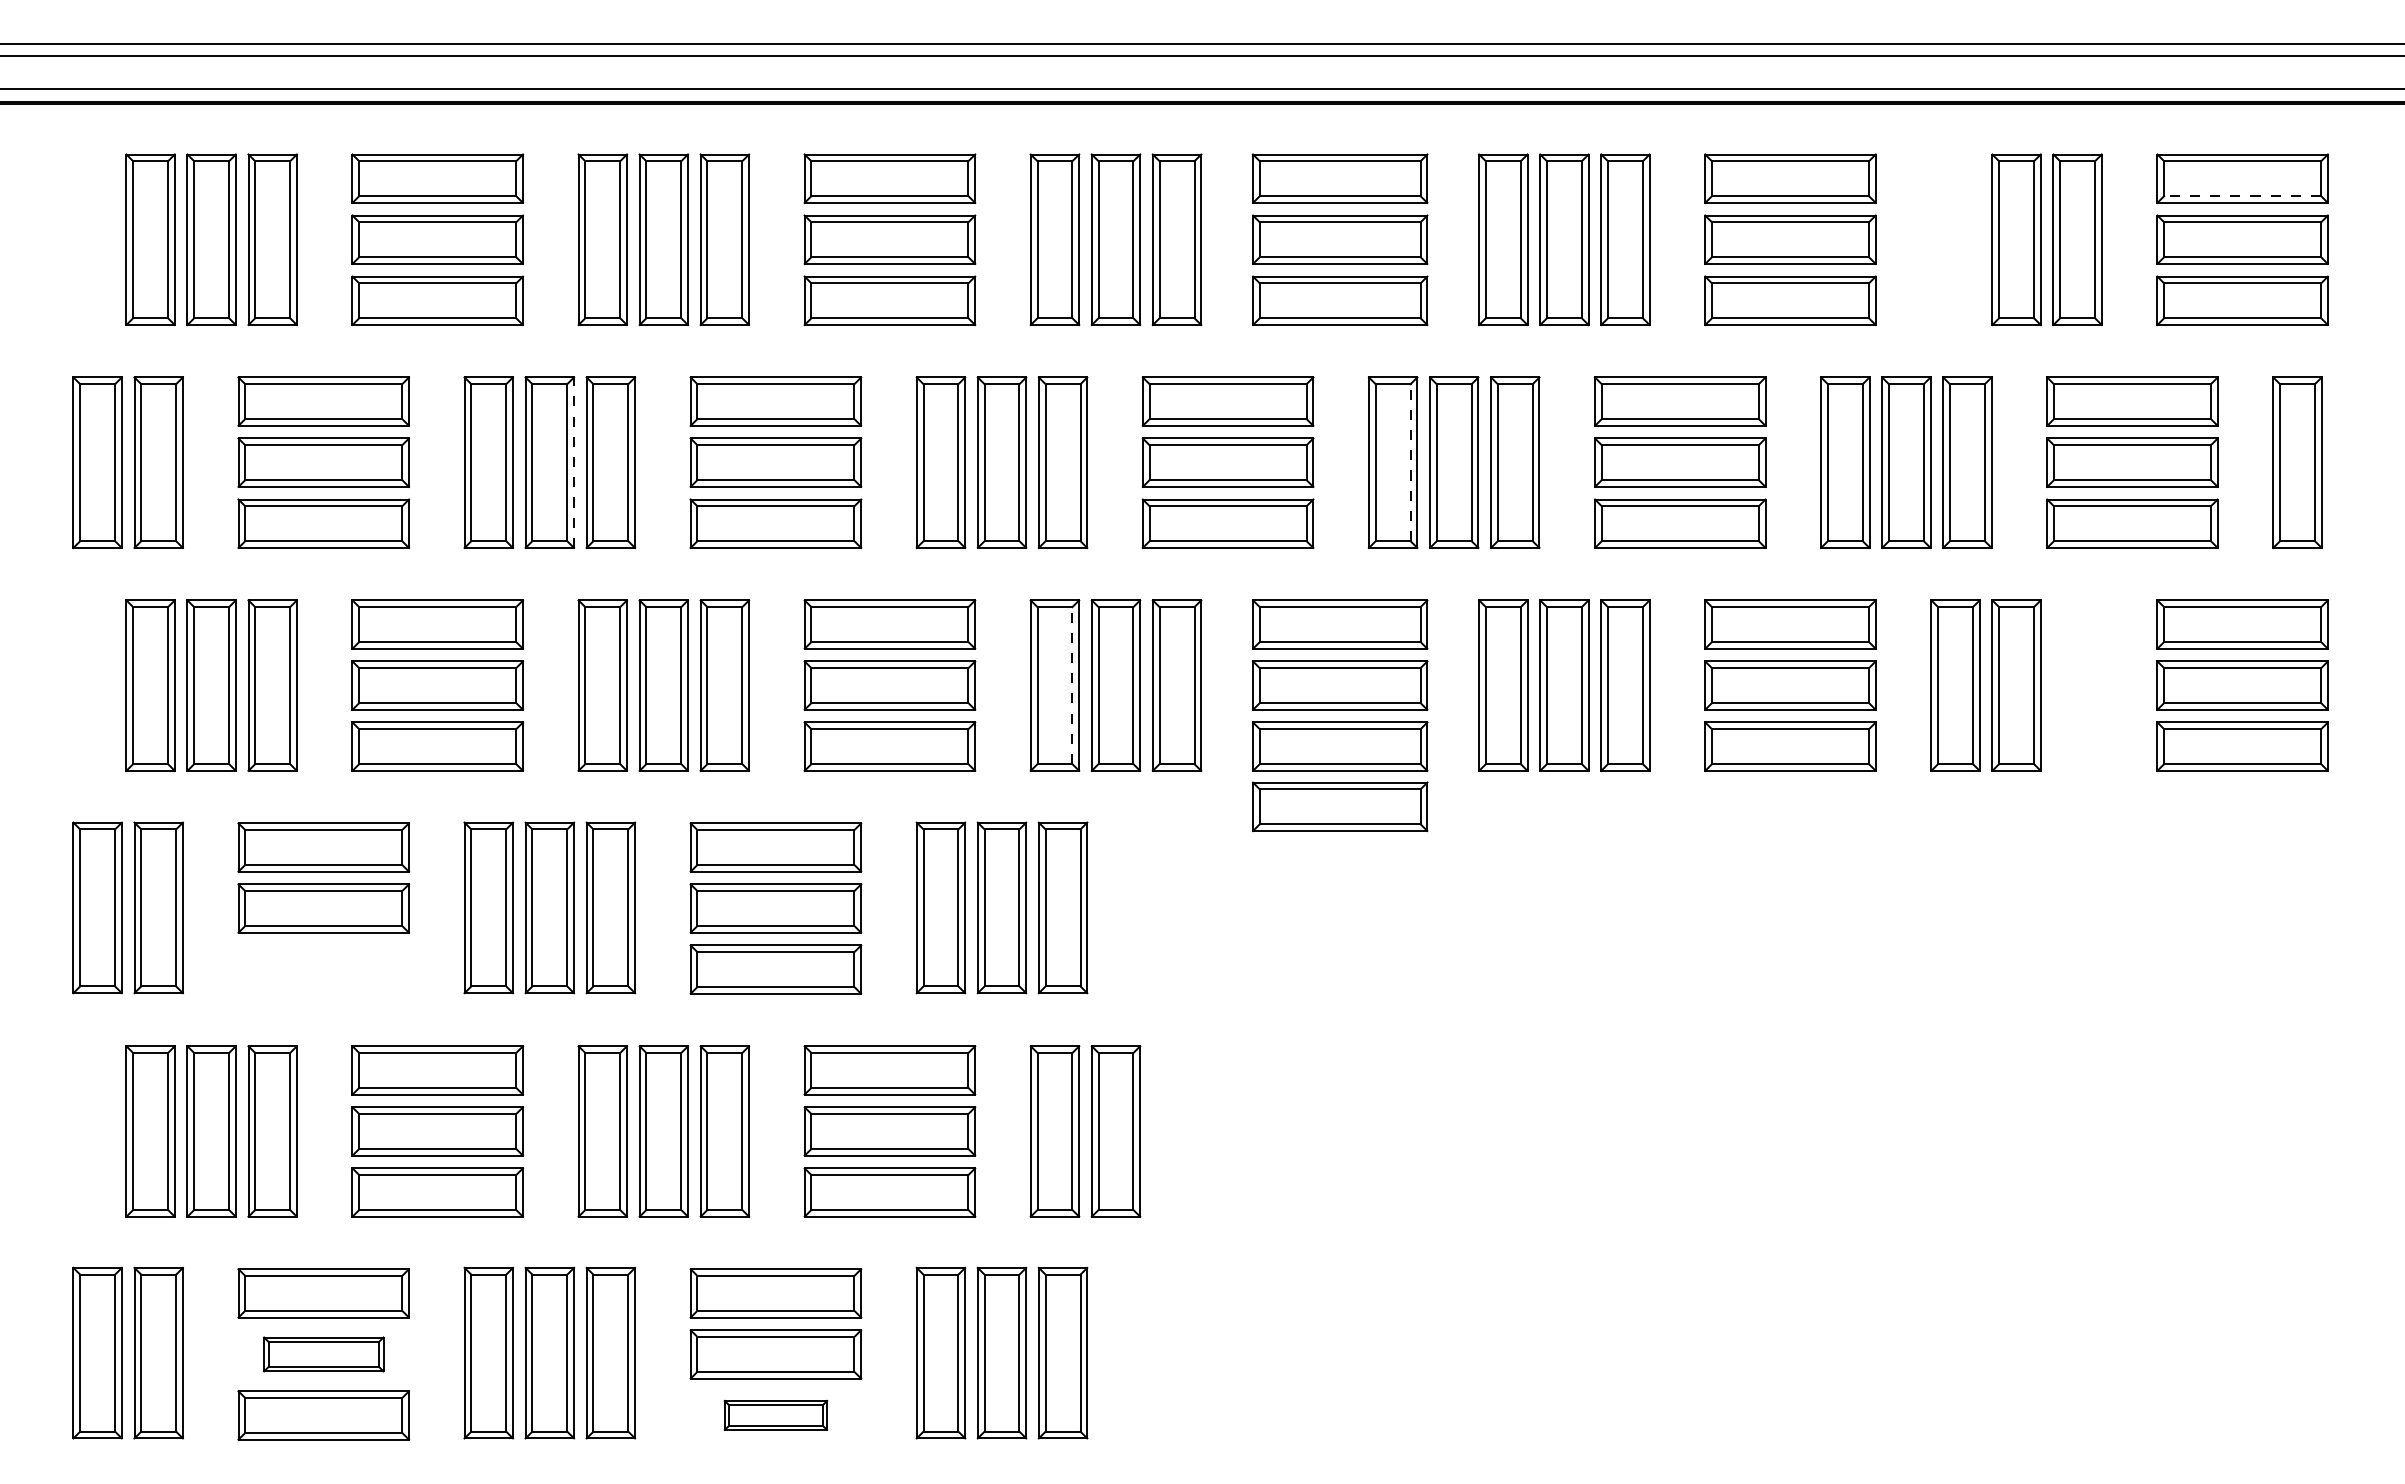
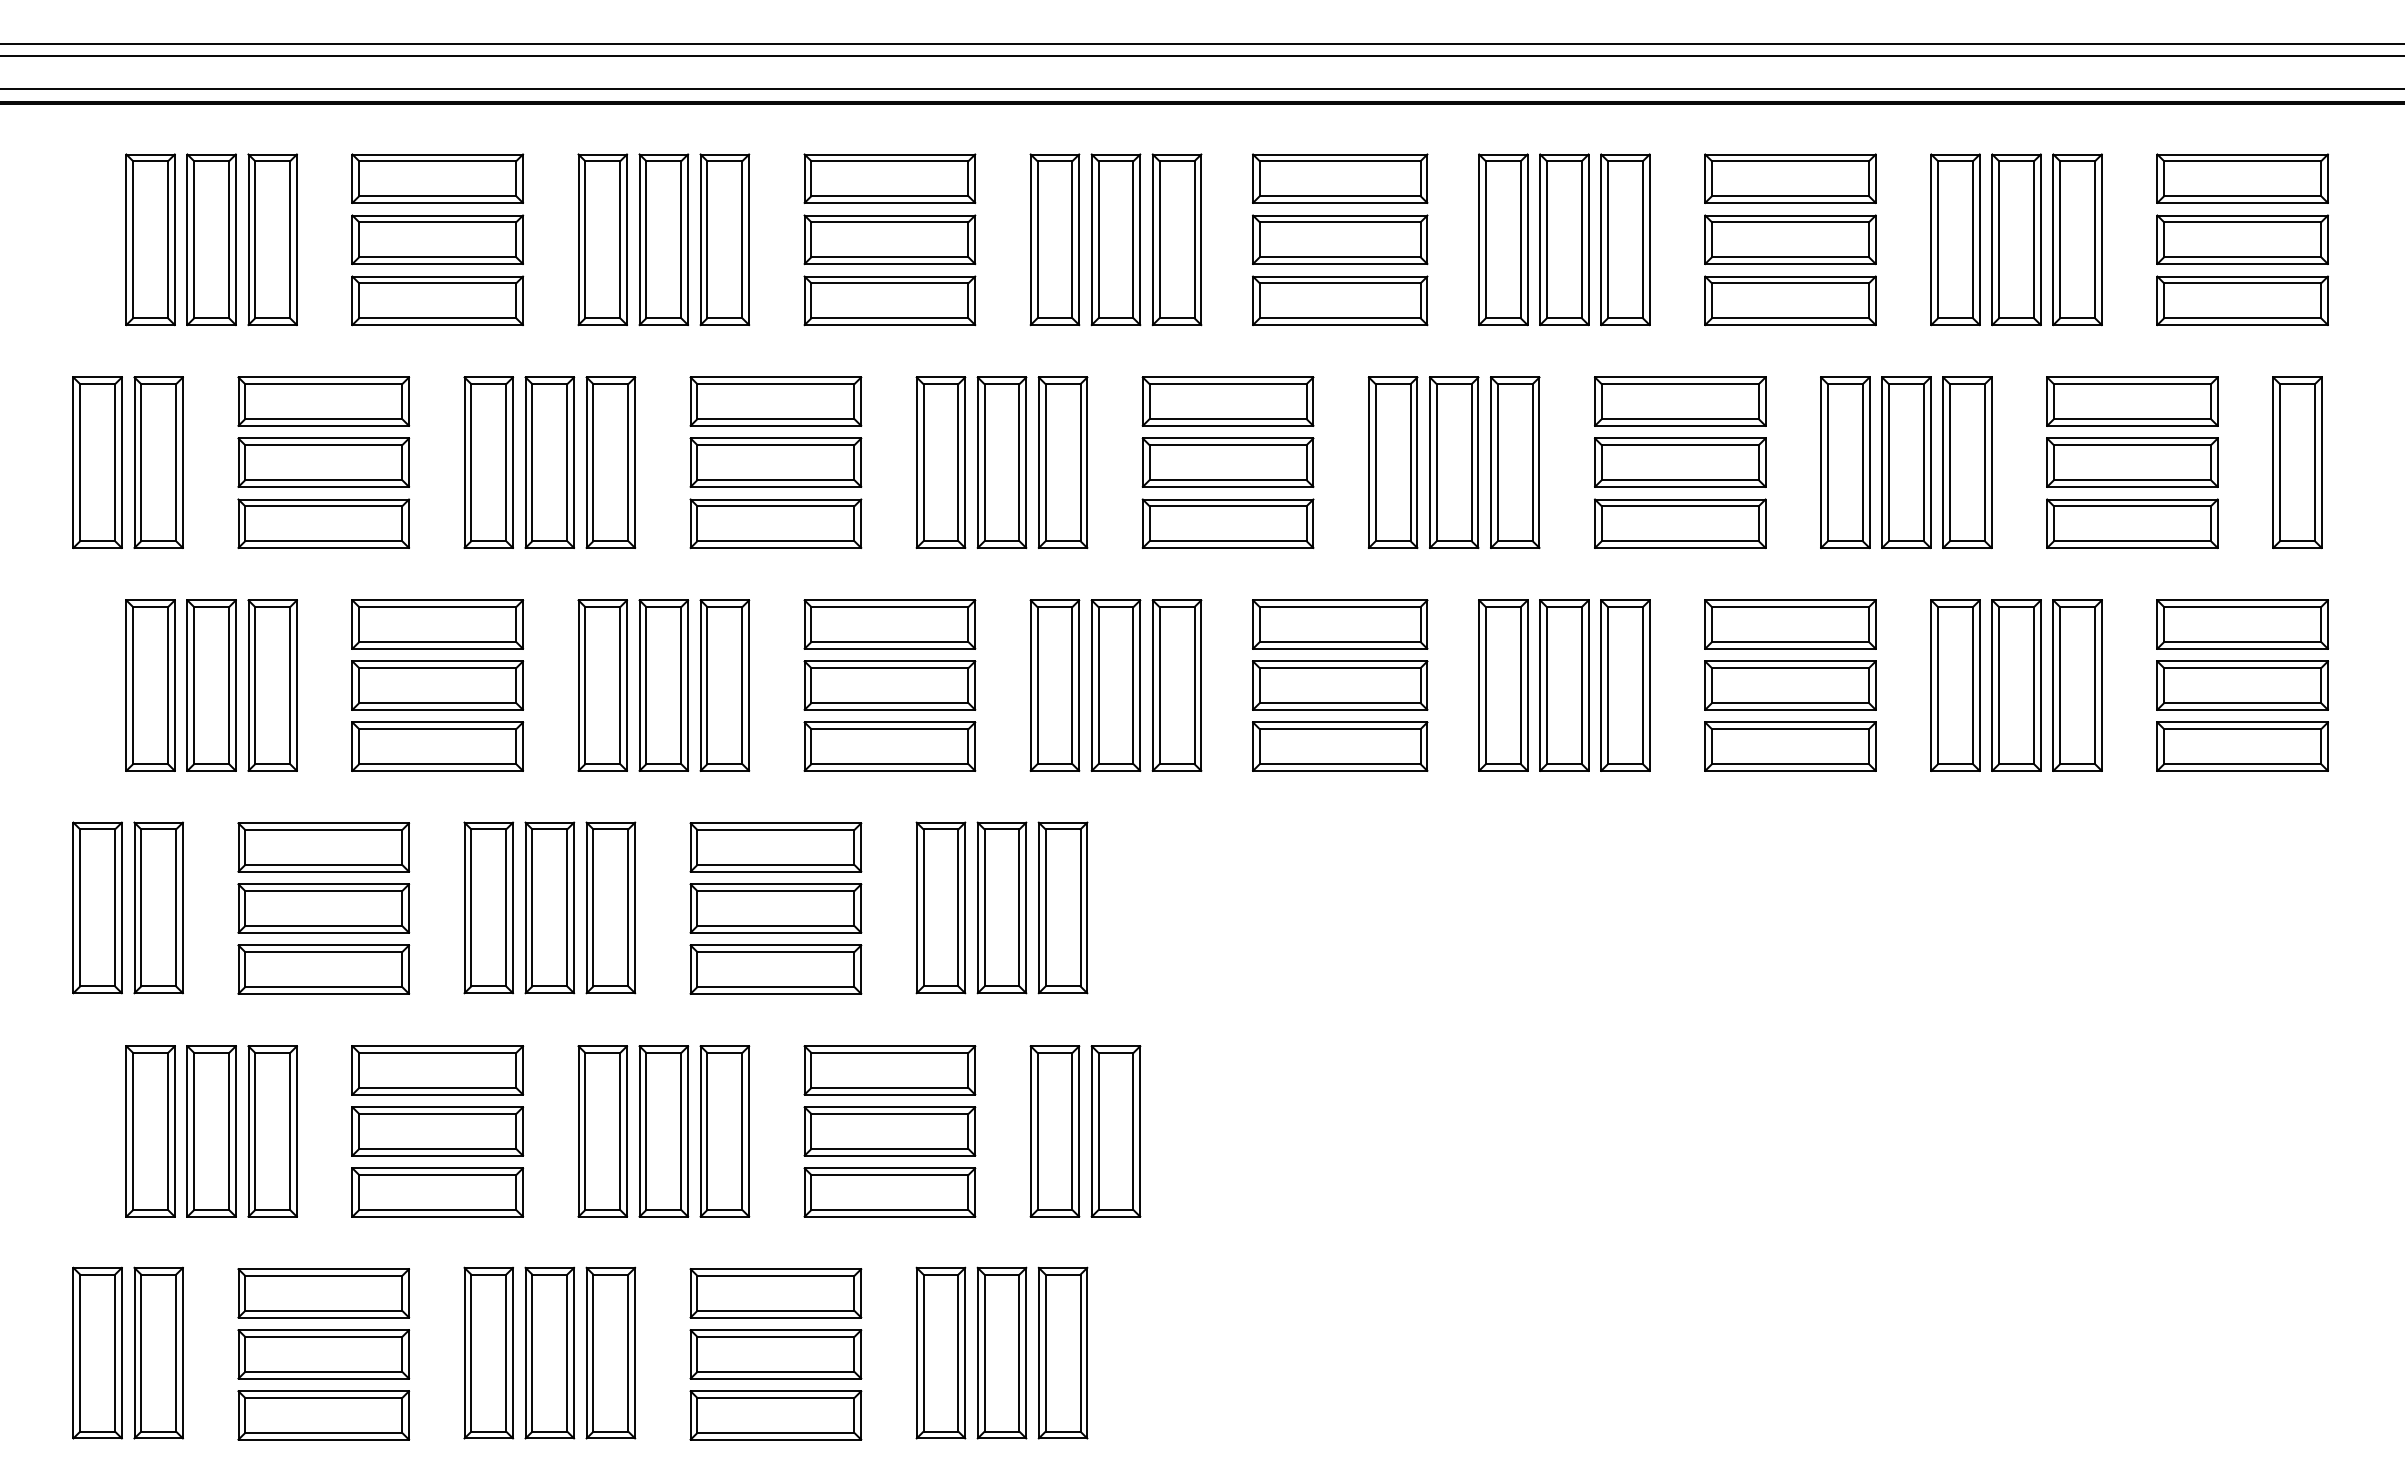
line: dashed -> solid (2242, 196)
part: none -> present (1955, 239)
line: dashed -> solid (574, 462)
line: dashed -> solid (1410, 462)
line: dashed -> solid (1072, 685)
part: none -> present (2077, 685)
part: present -> none (1340, 806)
part: none -> present (323, 969)
part size: 122x37 px -> 174x51 px (323, 1354)
part size: 106x32 px -> 174x51 px (775, 1415)
